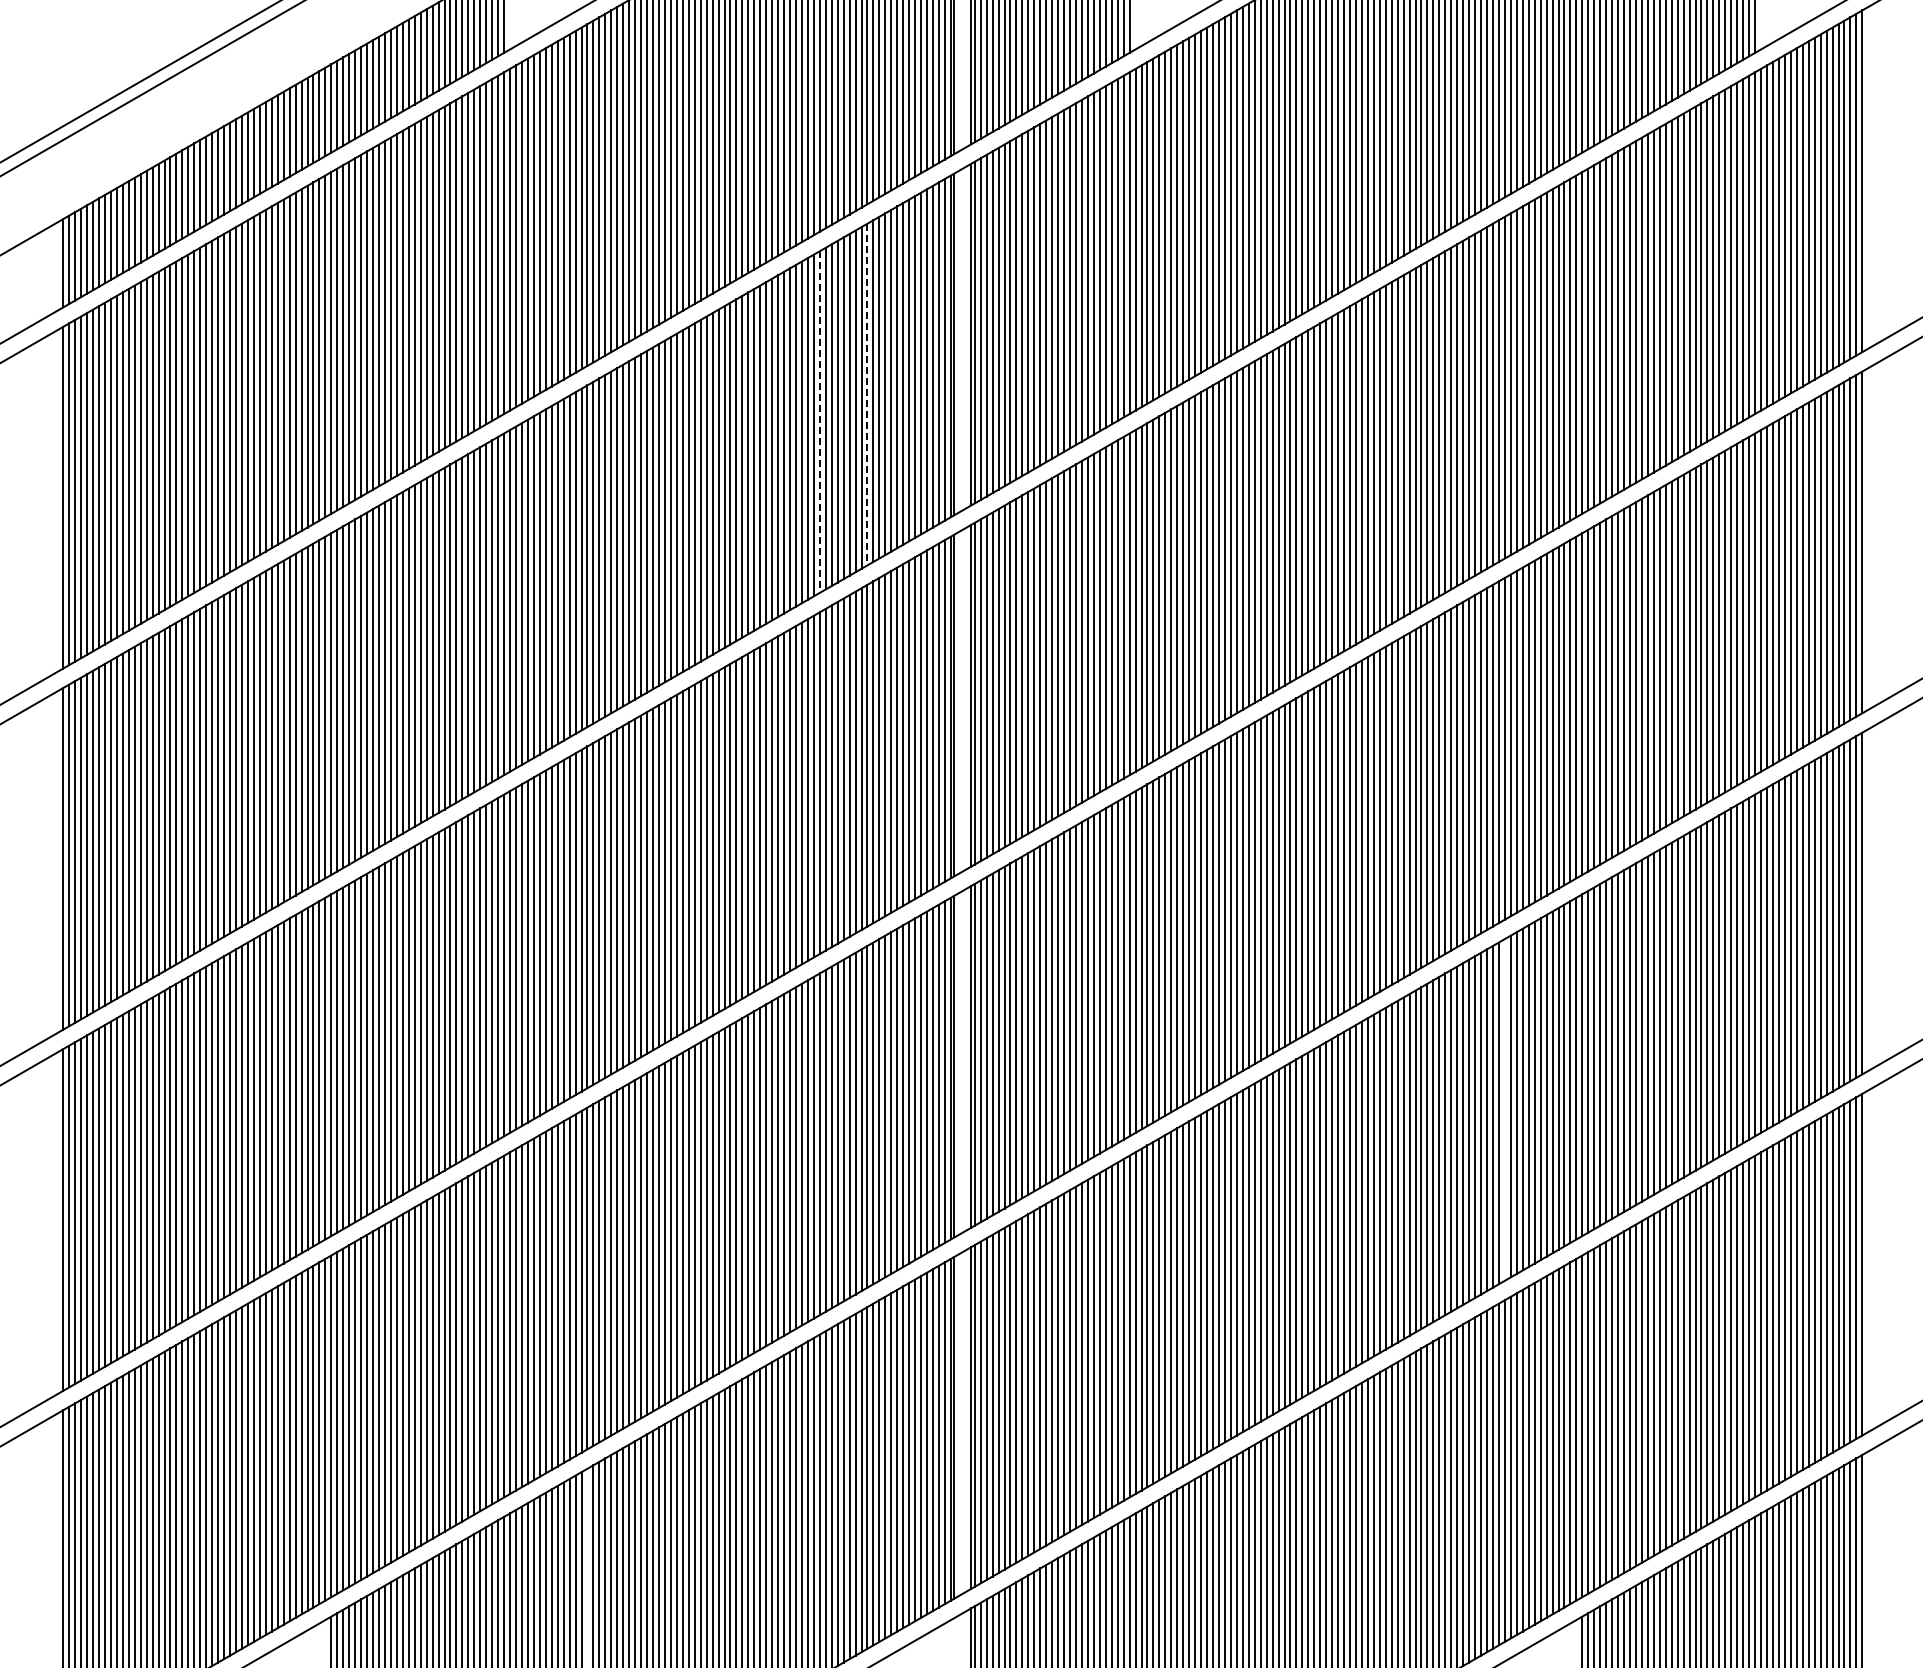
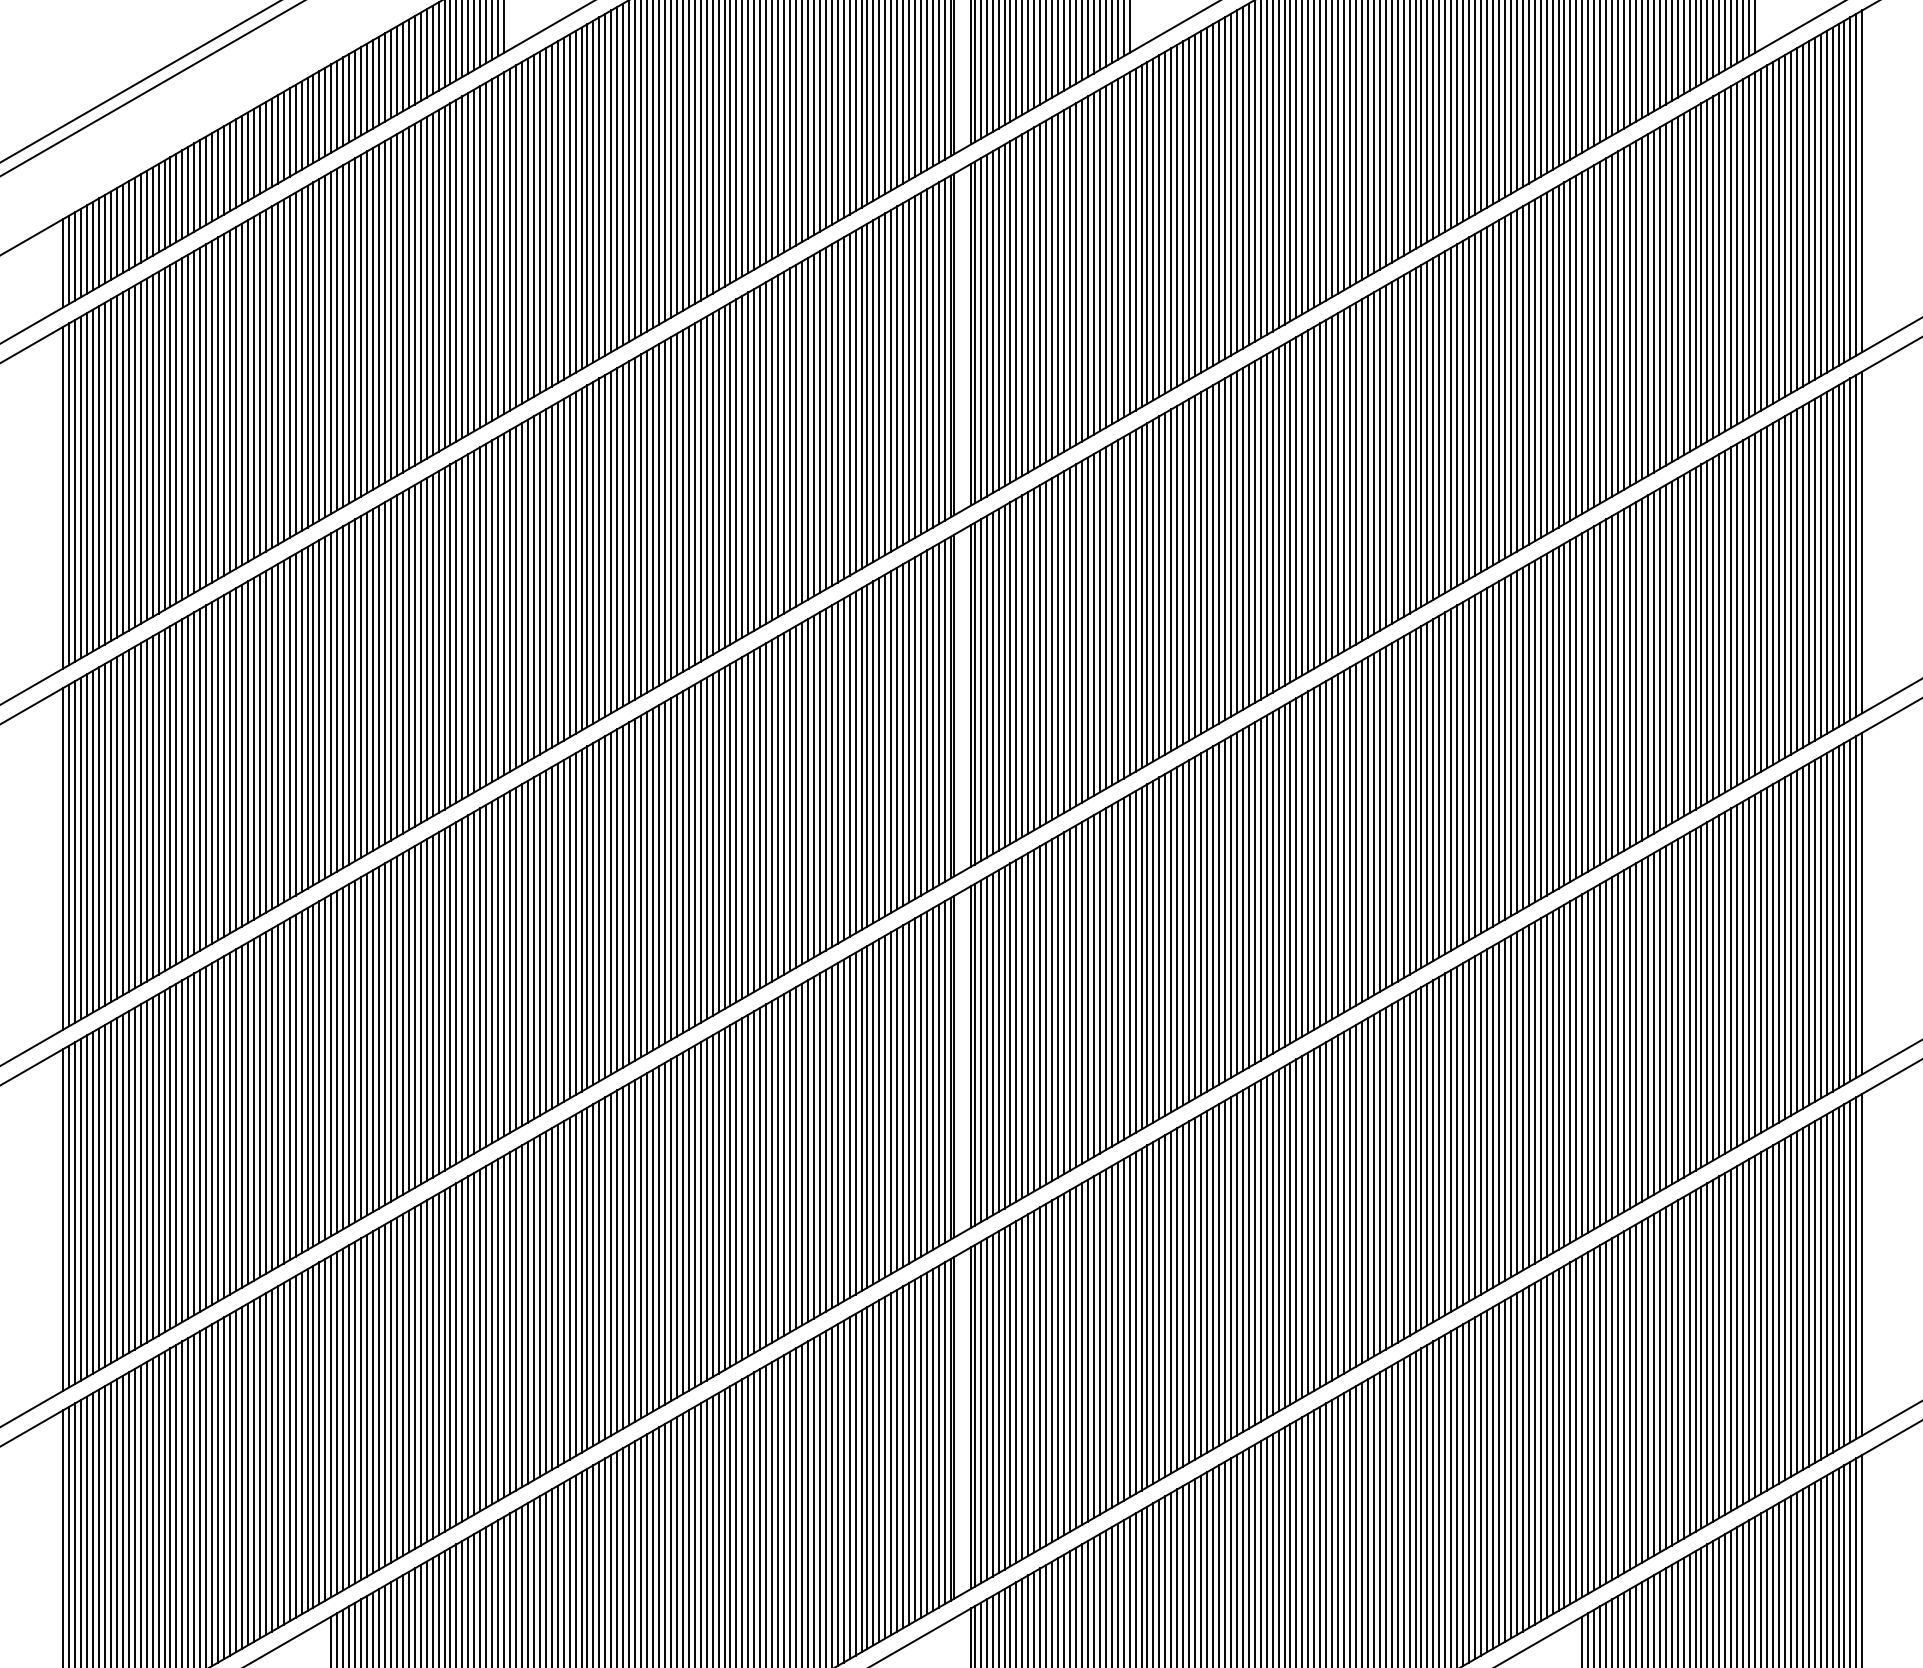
line: dashed -> solid (867, 394)
line: dashed -> solid (819, 422)
line: none -> present (1504, 1109)
line: none -> present (587, 1566)
